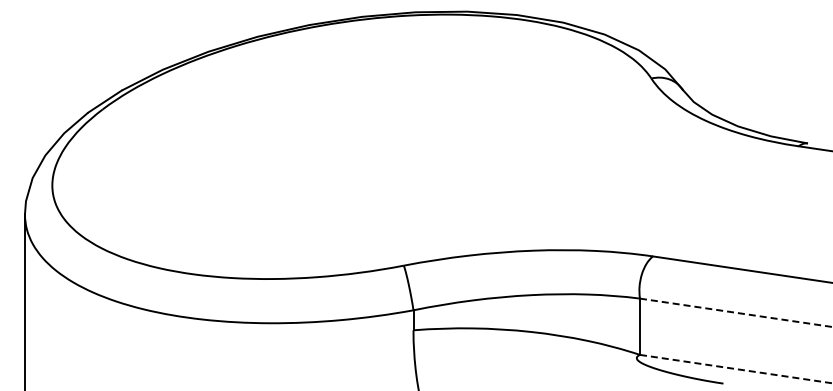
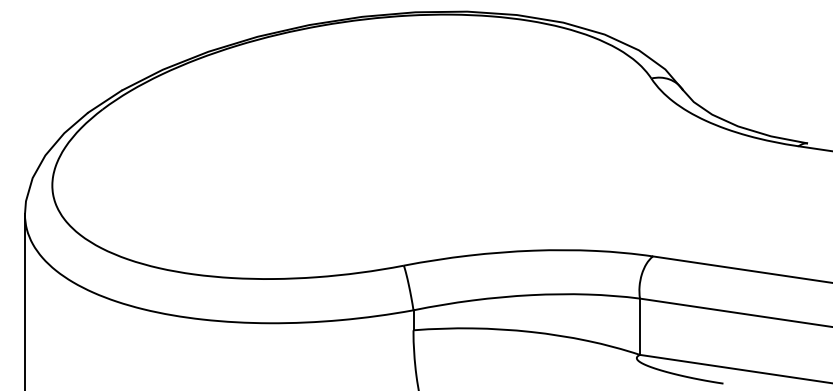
line: dashed -> solid (736, 312)
line: dashed -> solid (736, 369)
